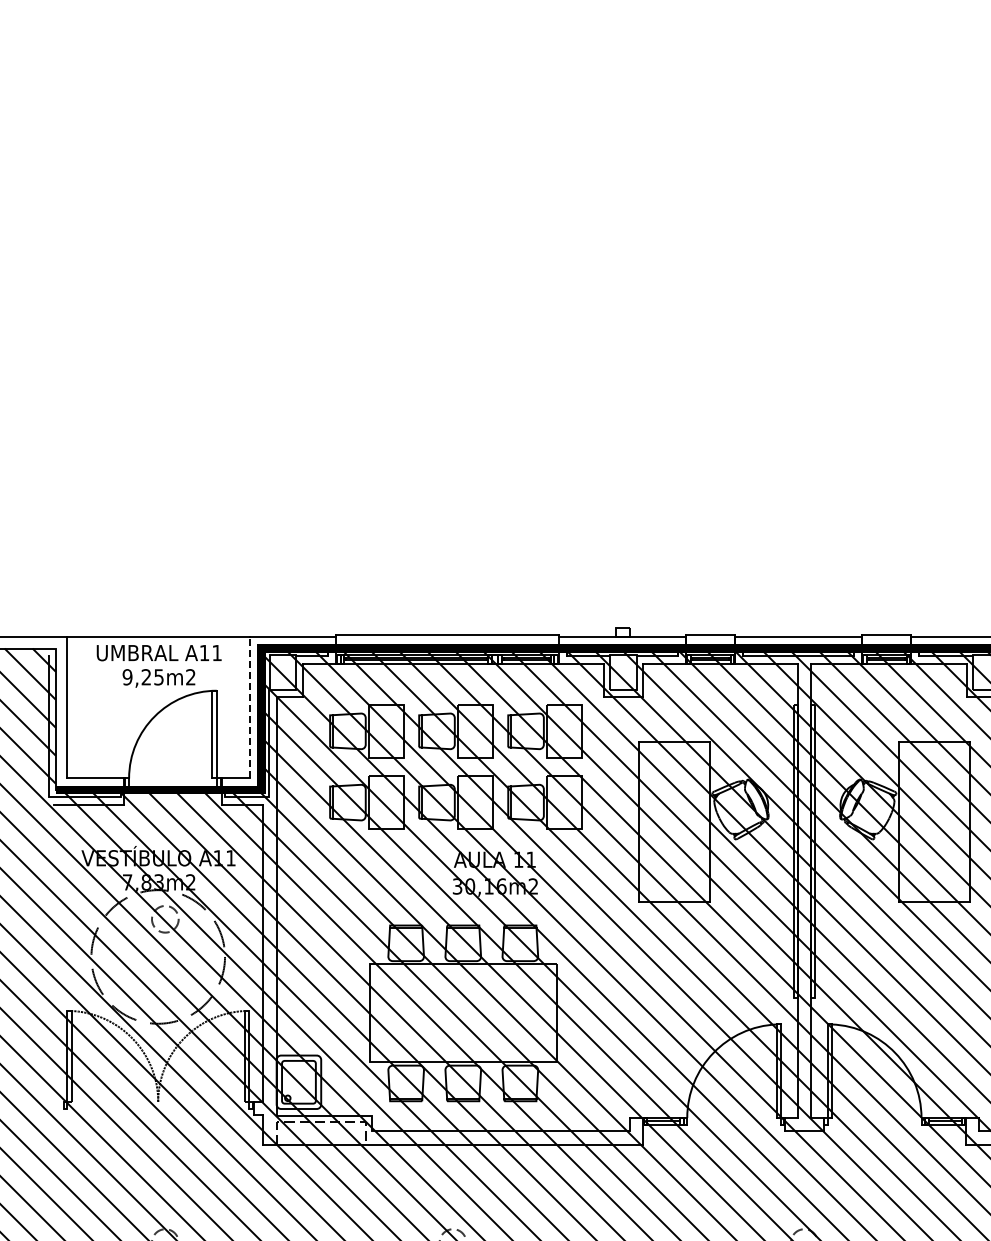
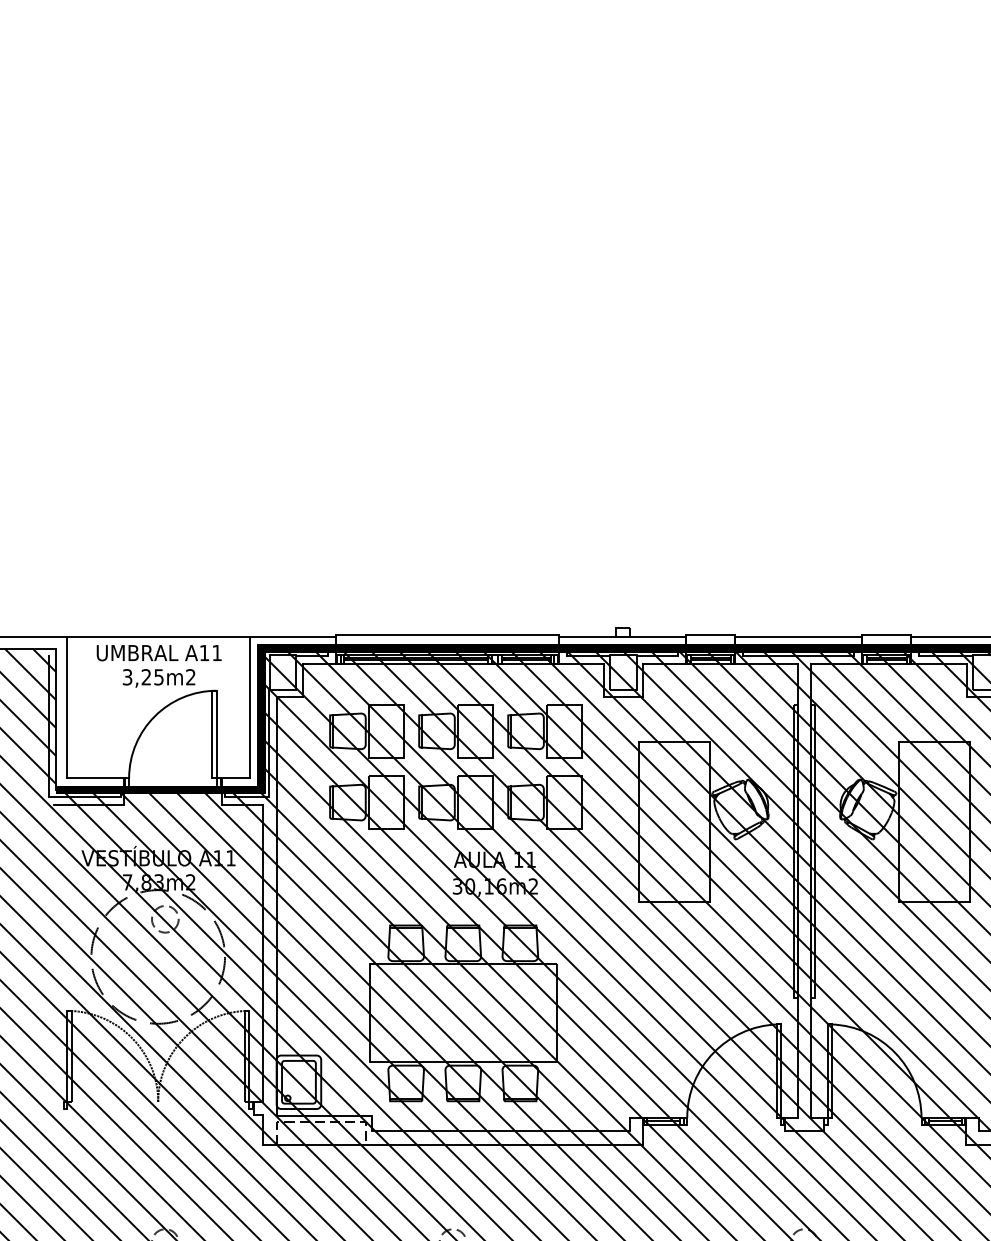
text: 9,25m2 -> 3,25m2 (127, 677)
line: dashed -> solid (249, 707)
